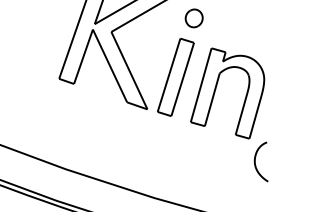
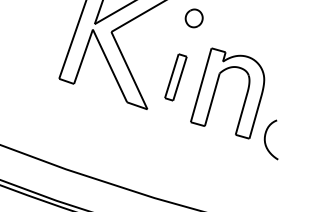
part size: 38x79 px -> 24x49 px (175, 77)
curve position: (255, 161) -> (265, 139) (265, 139)
